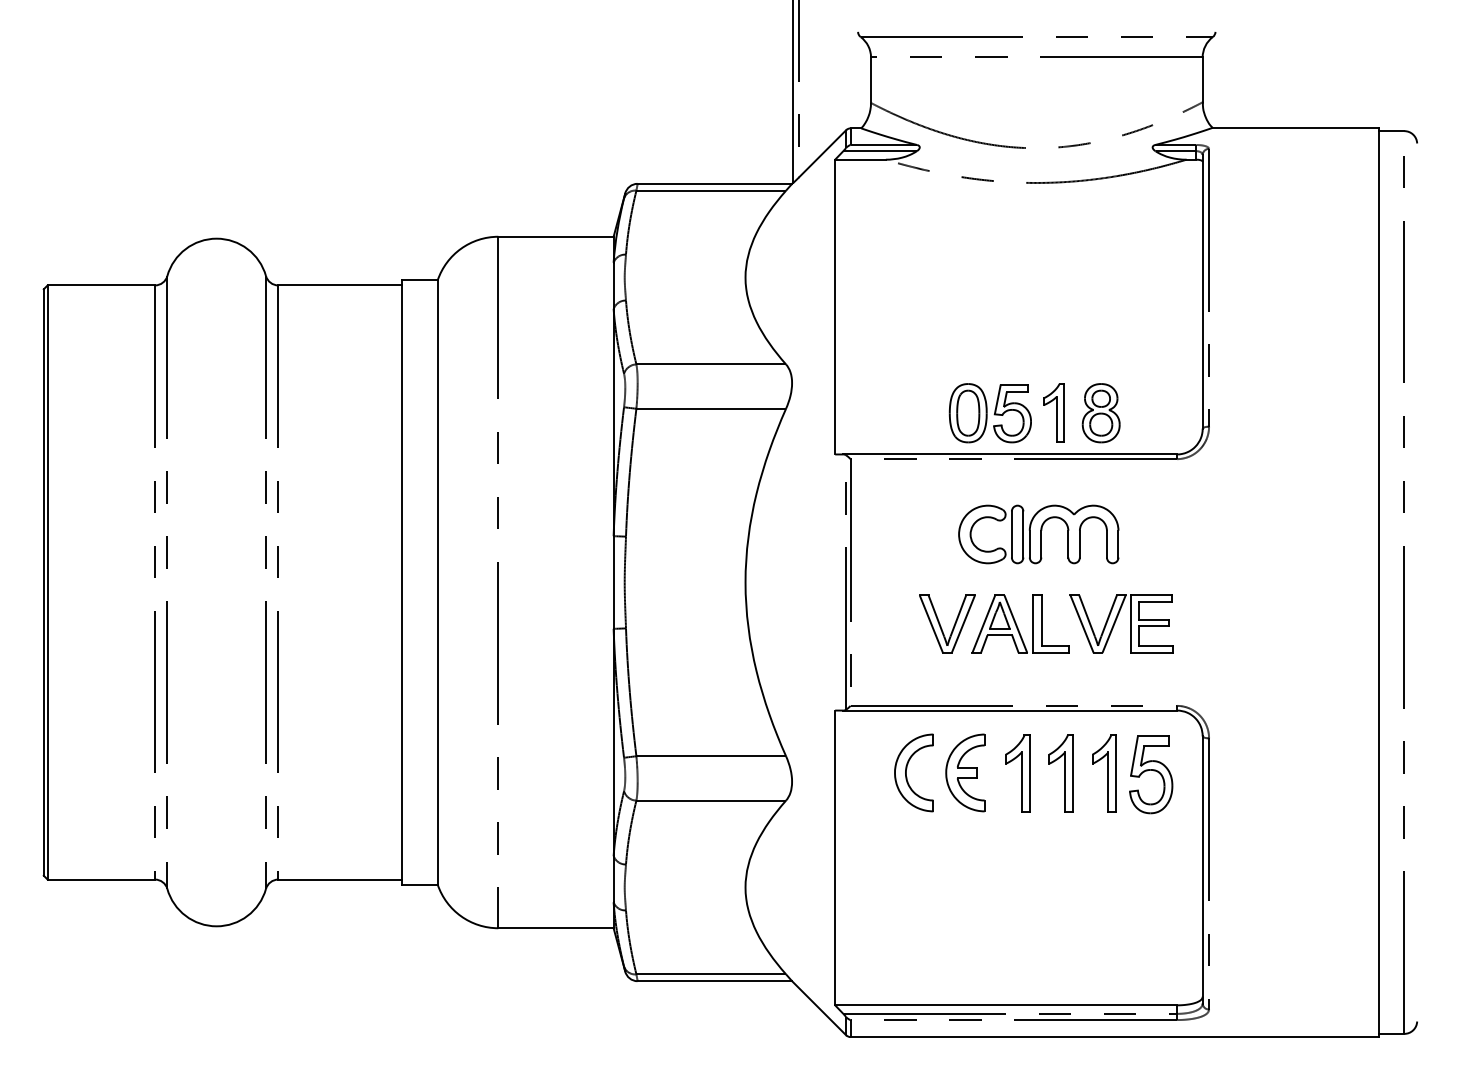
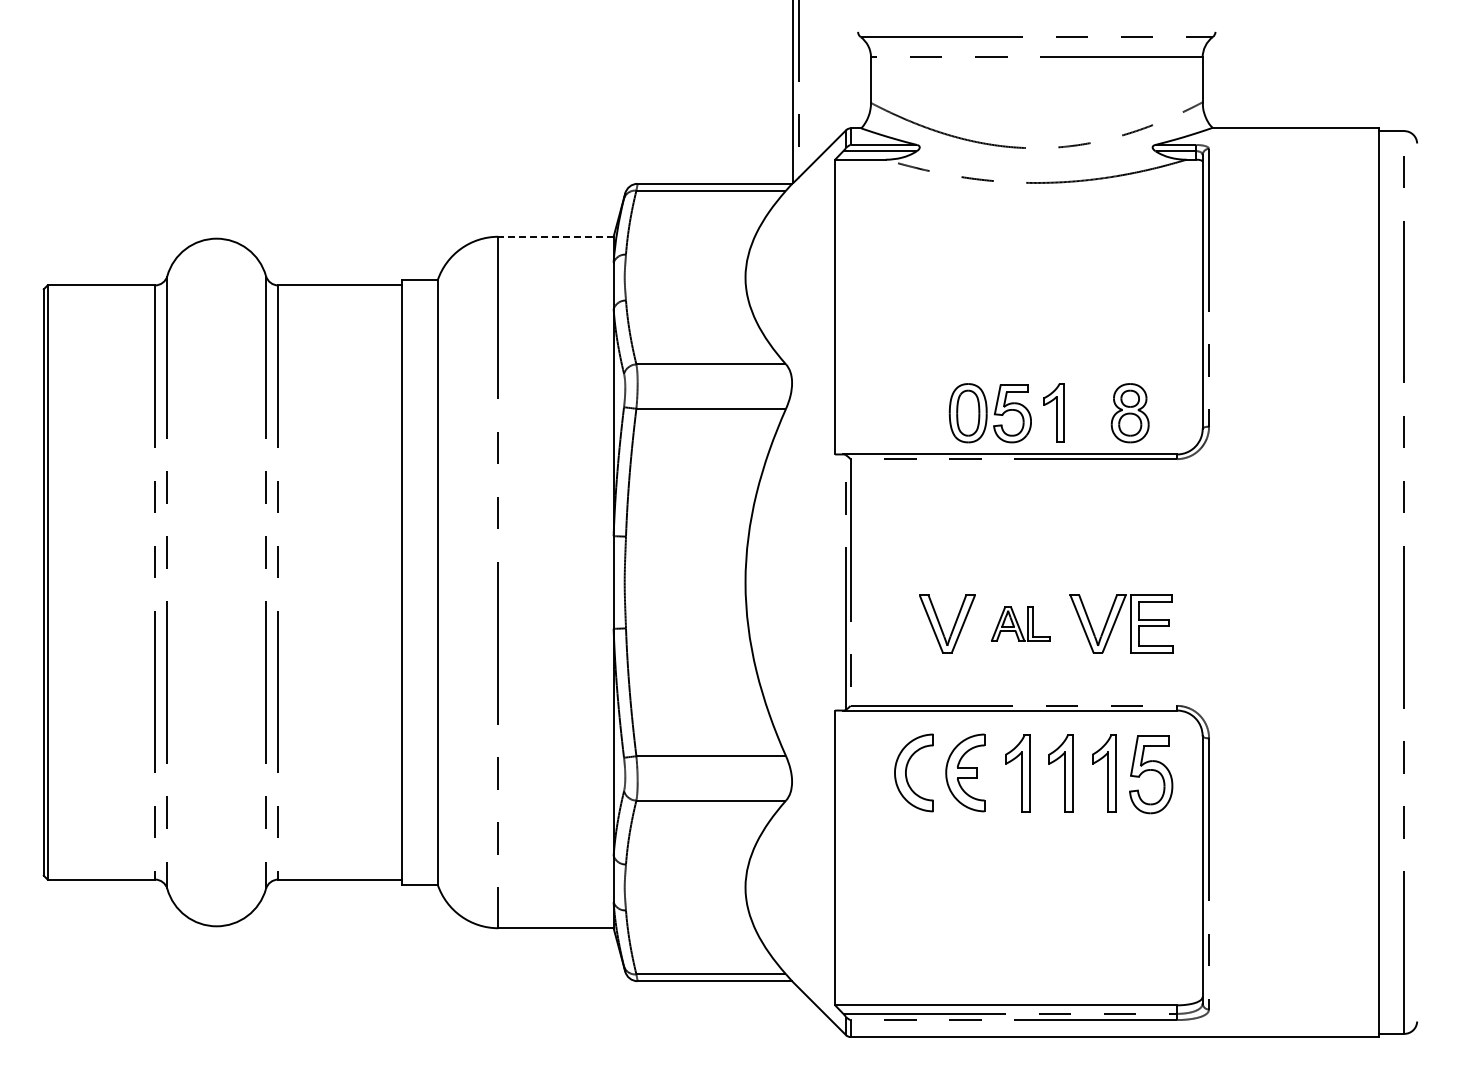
line: solid -> dashed (556, 236)
part position: (1100, 413) -> (1129, 413) (1129, 413)
part: present -> none (1038, 534)
part size: 99x60 px -> 60x36 px (1020, 623)
